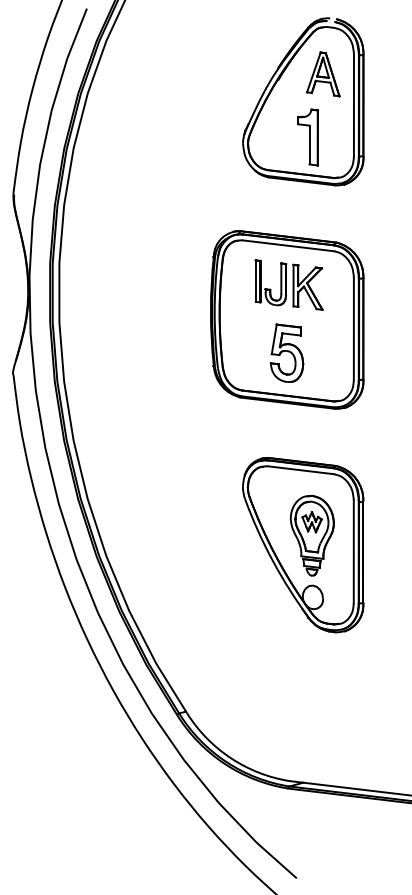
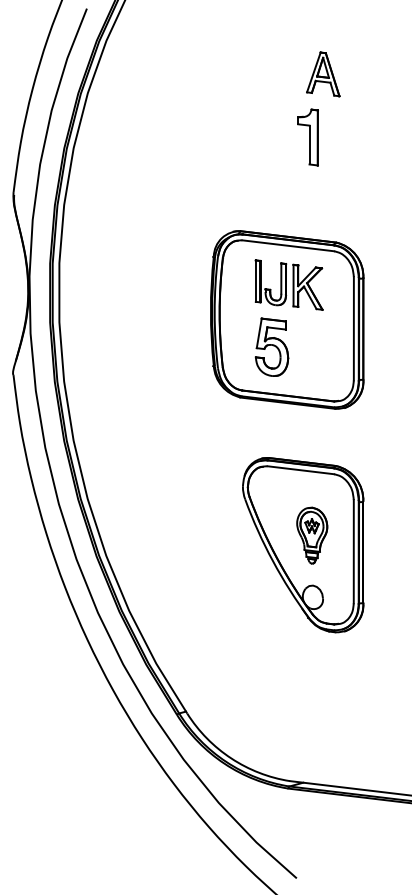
part: present -> none (303, 101)
part position: (286, 352) -> (271, 346) (271, 346)
part size: 46x83 px -> 33x59 px (312, 535)
